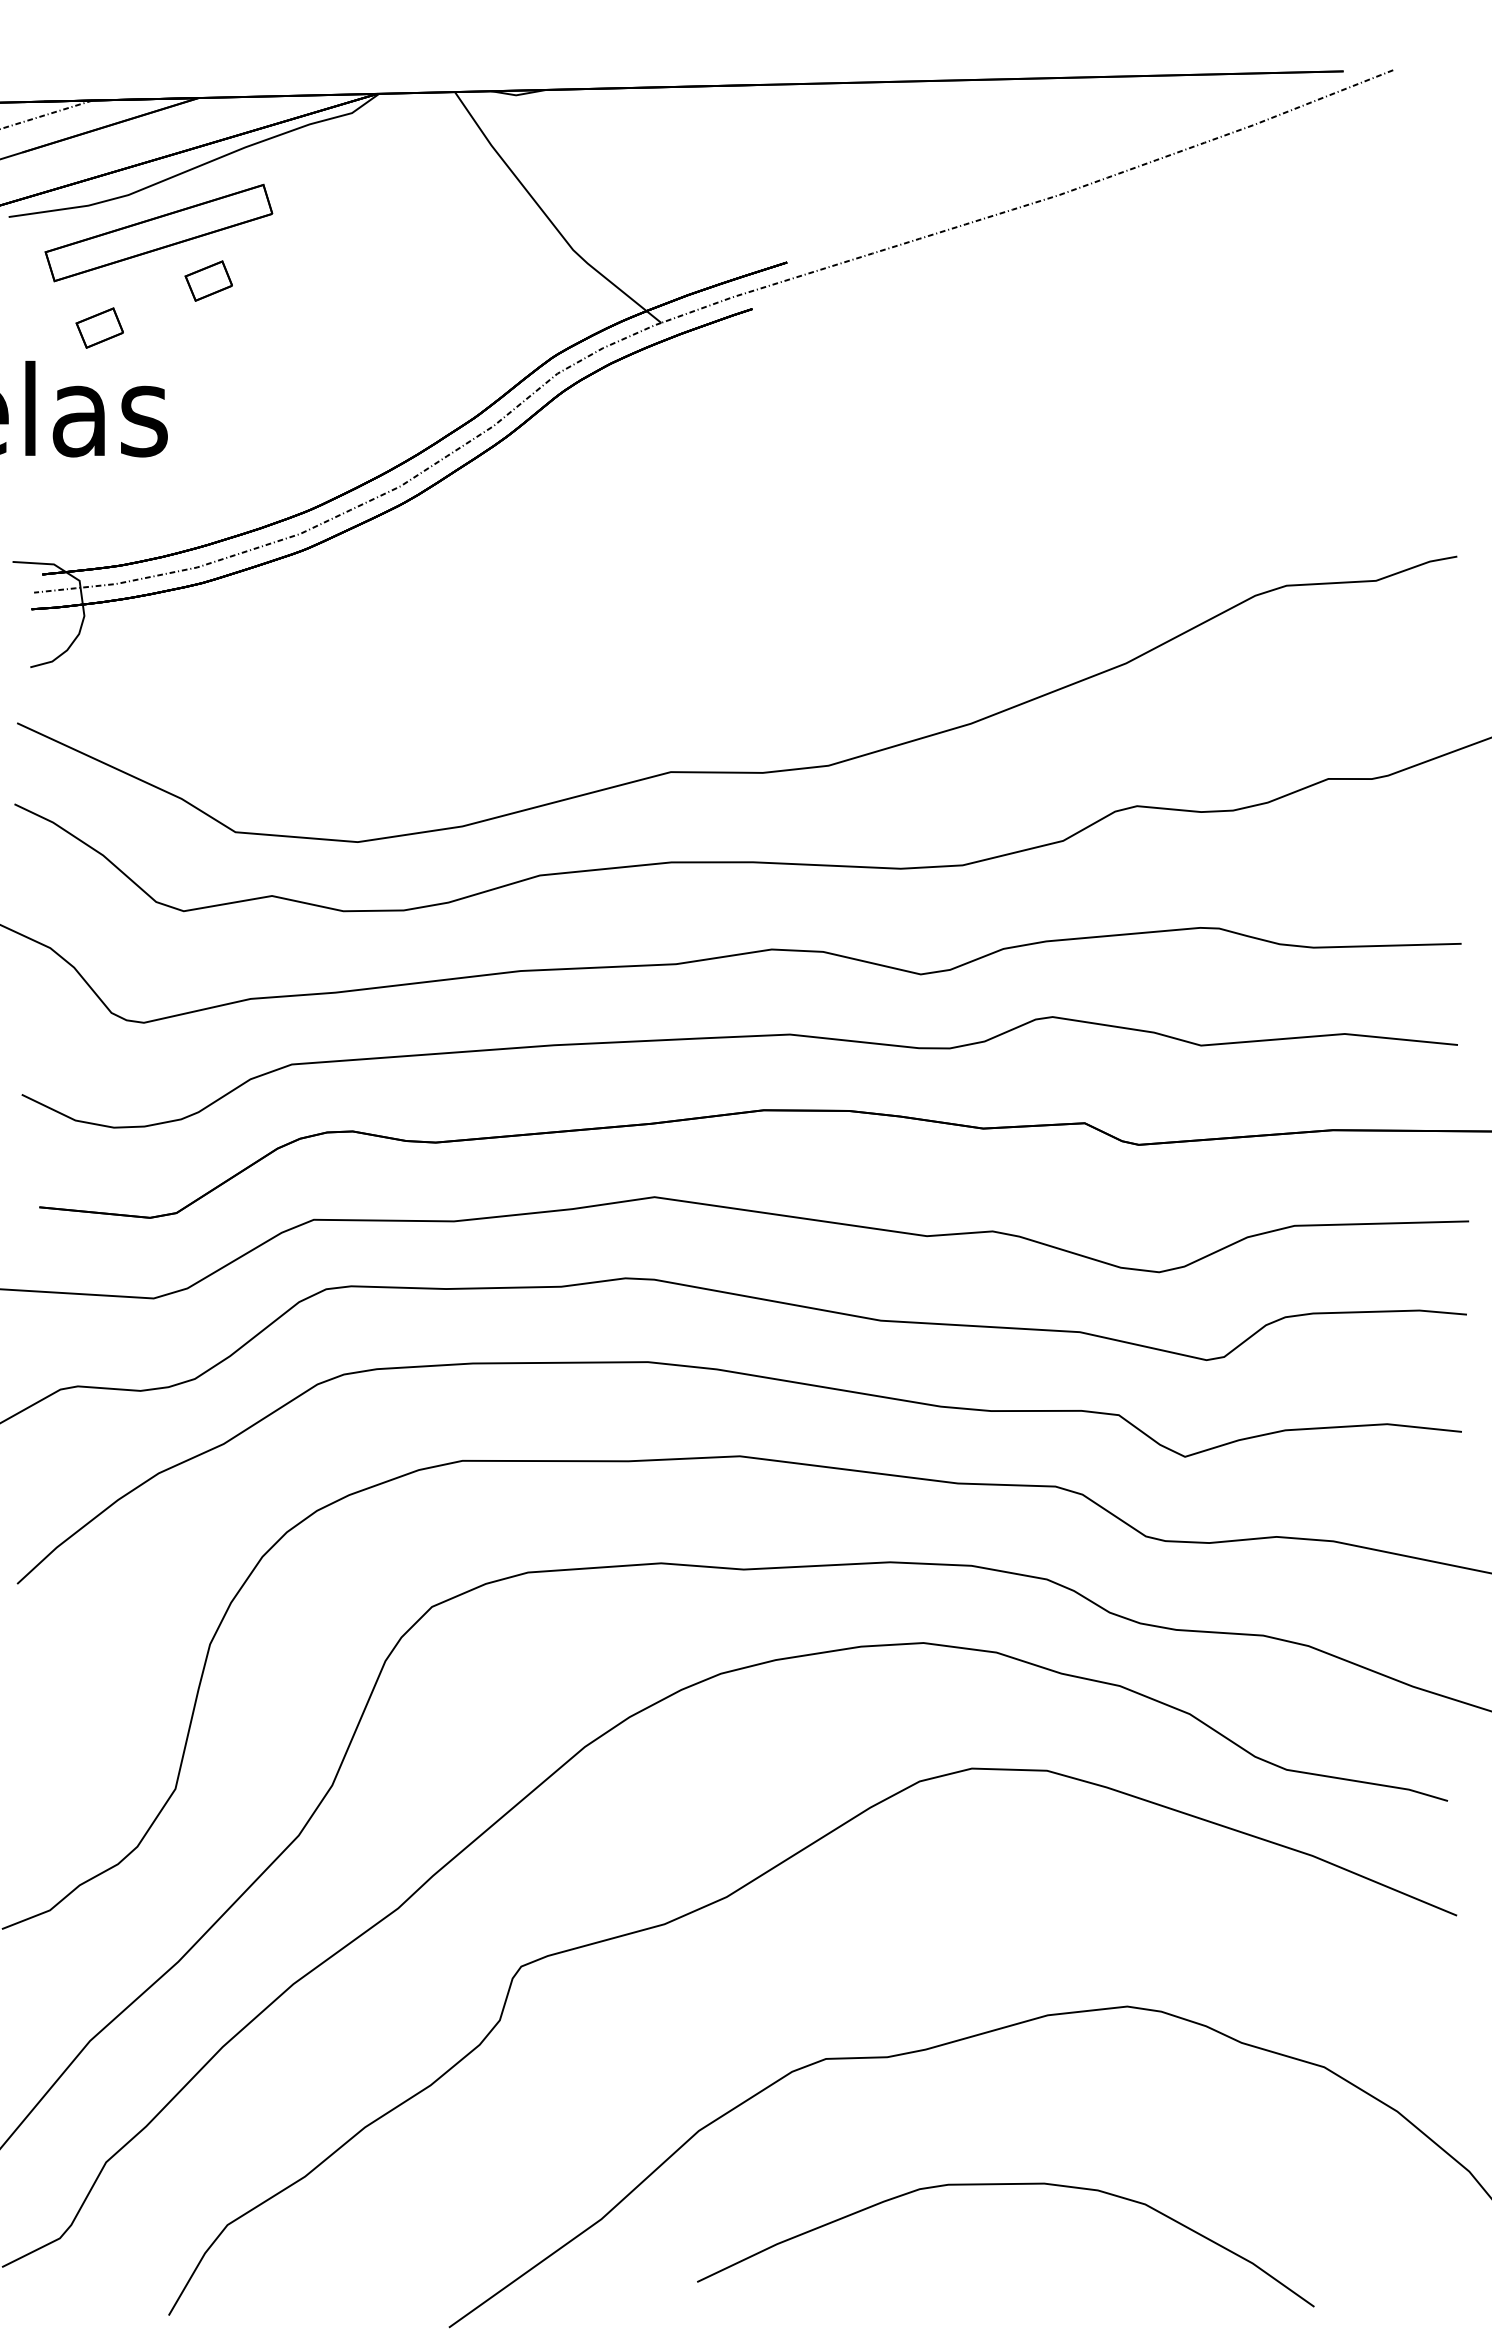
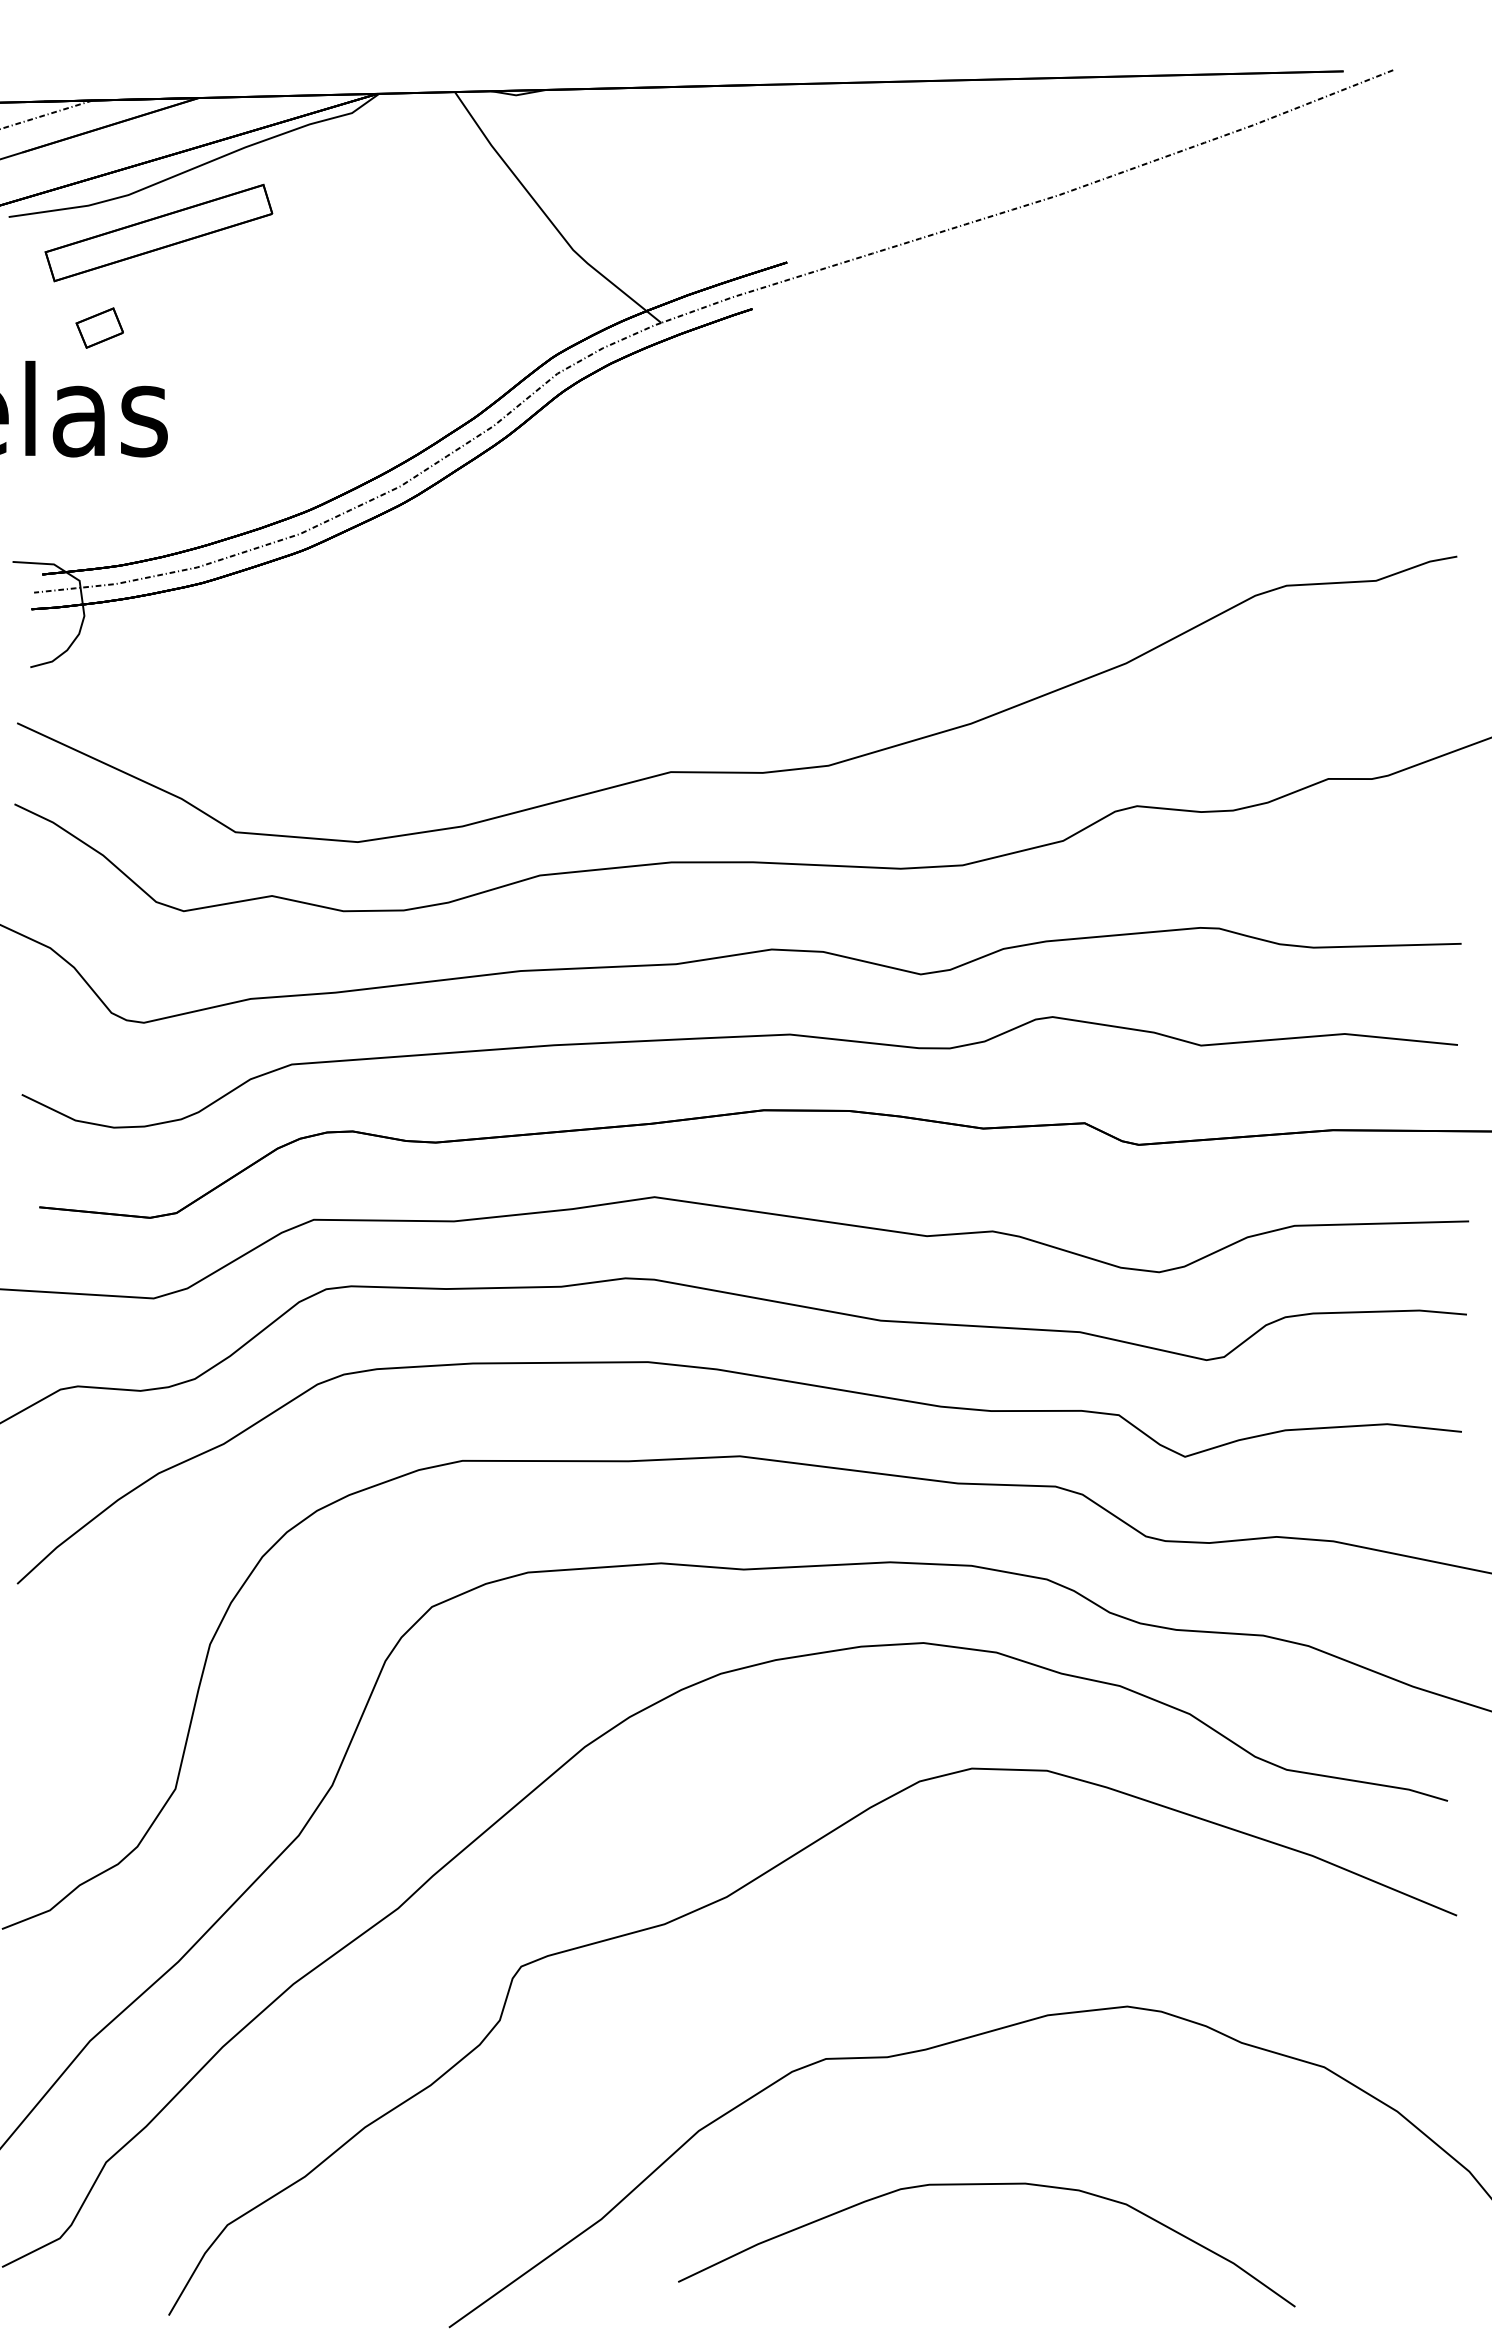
part: present -> none (208, 280)
curve position: (997, 2185) -> (978, 2185) (978, 2185)
